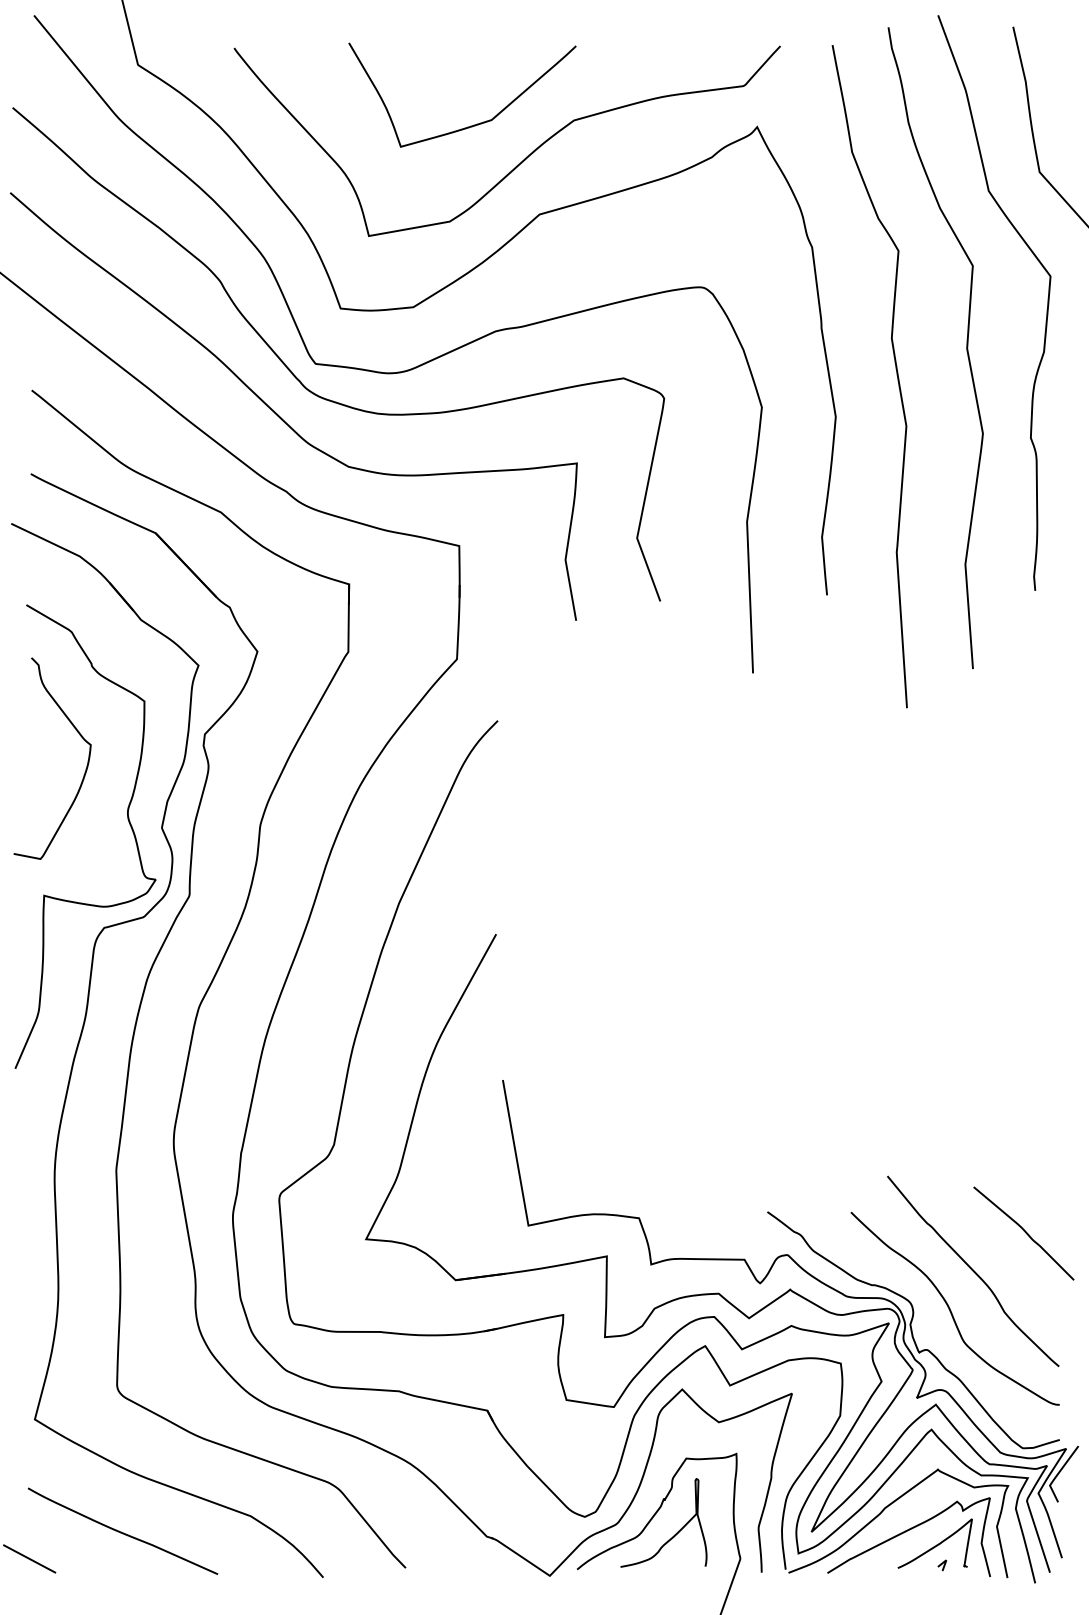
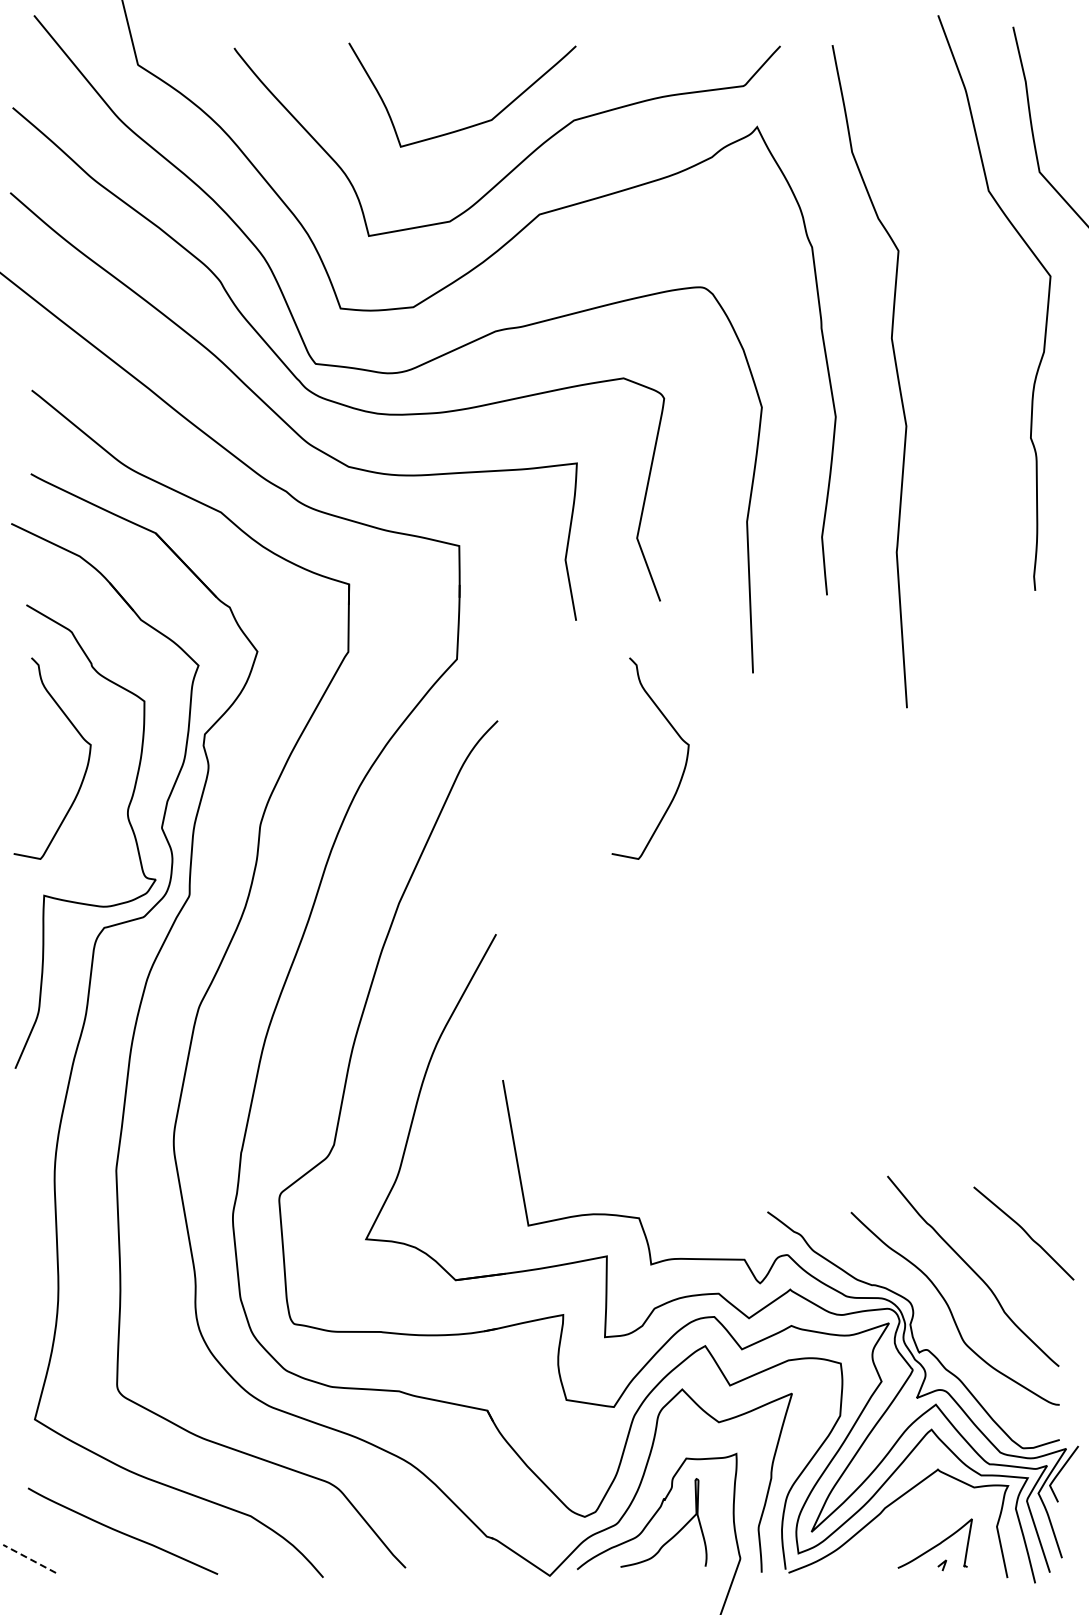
curve: present -> none (966, 348)
curve: none -> present (684, 765)
curve: present -> none (906, 1532)
line: solid -> dashed (29, 1558)
